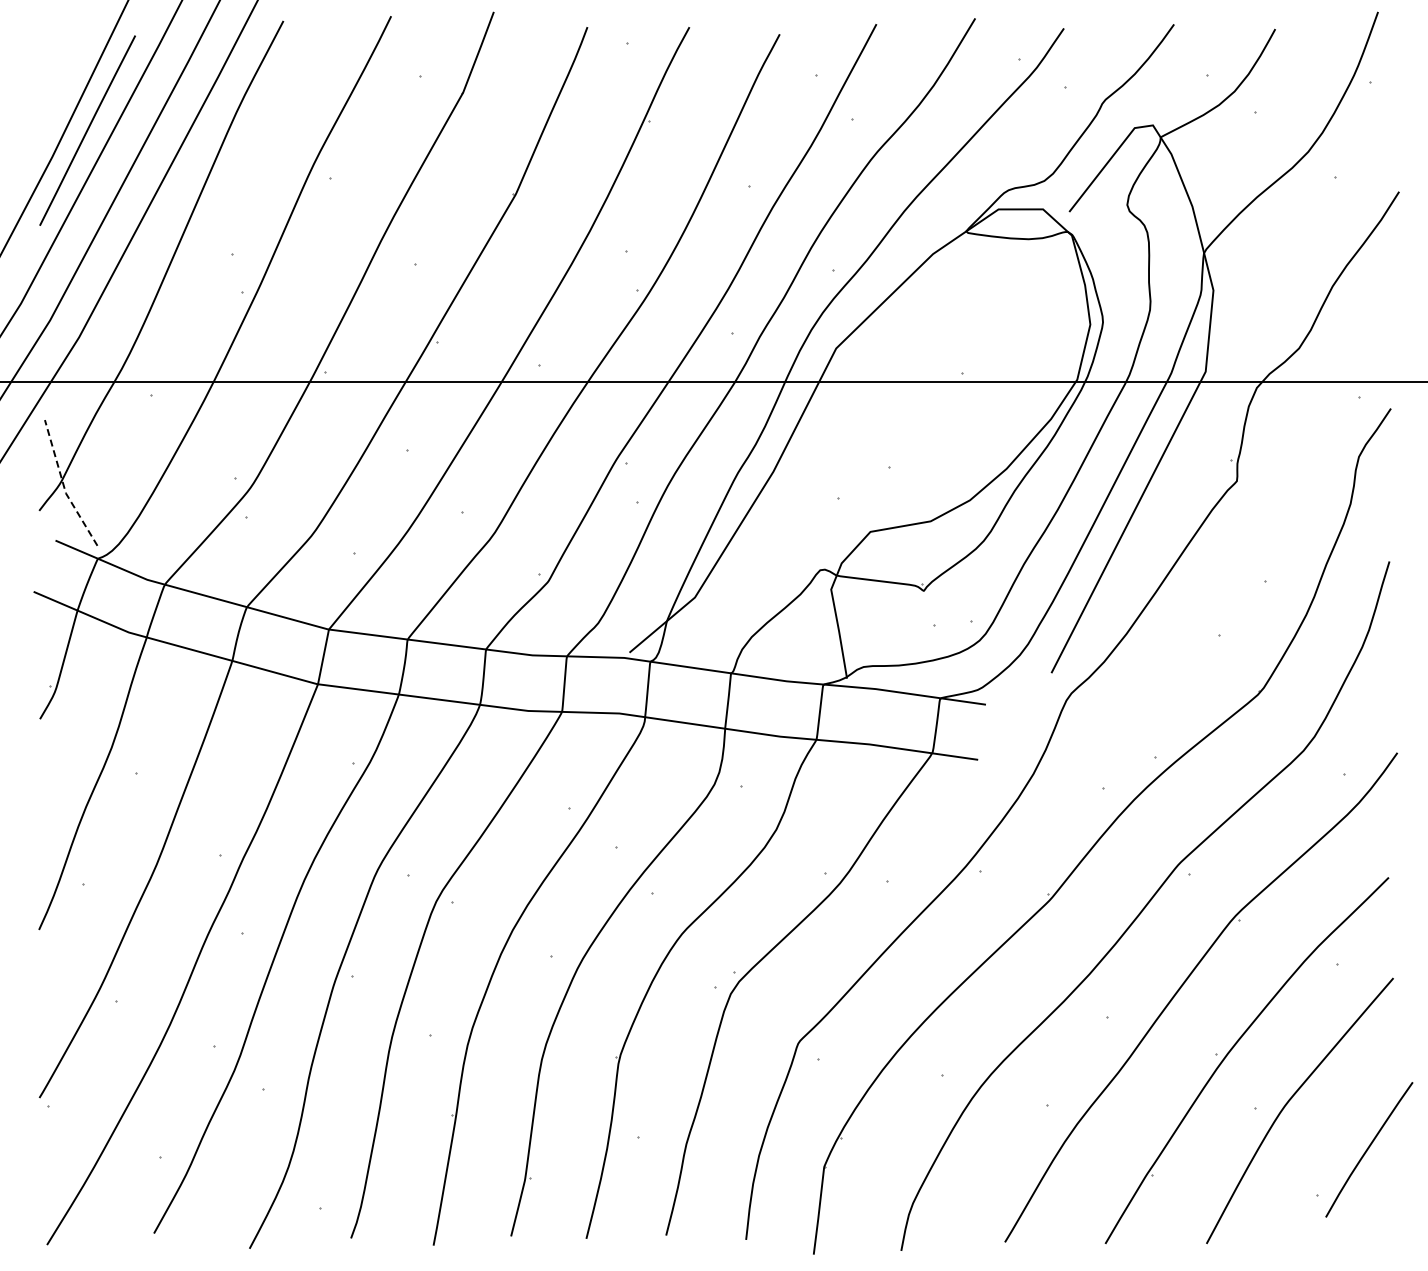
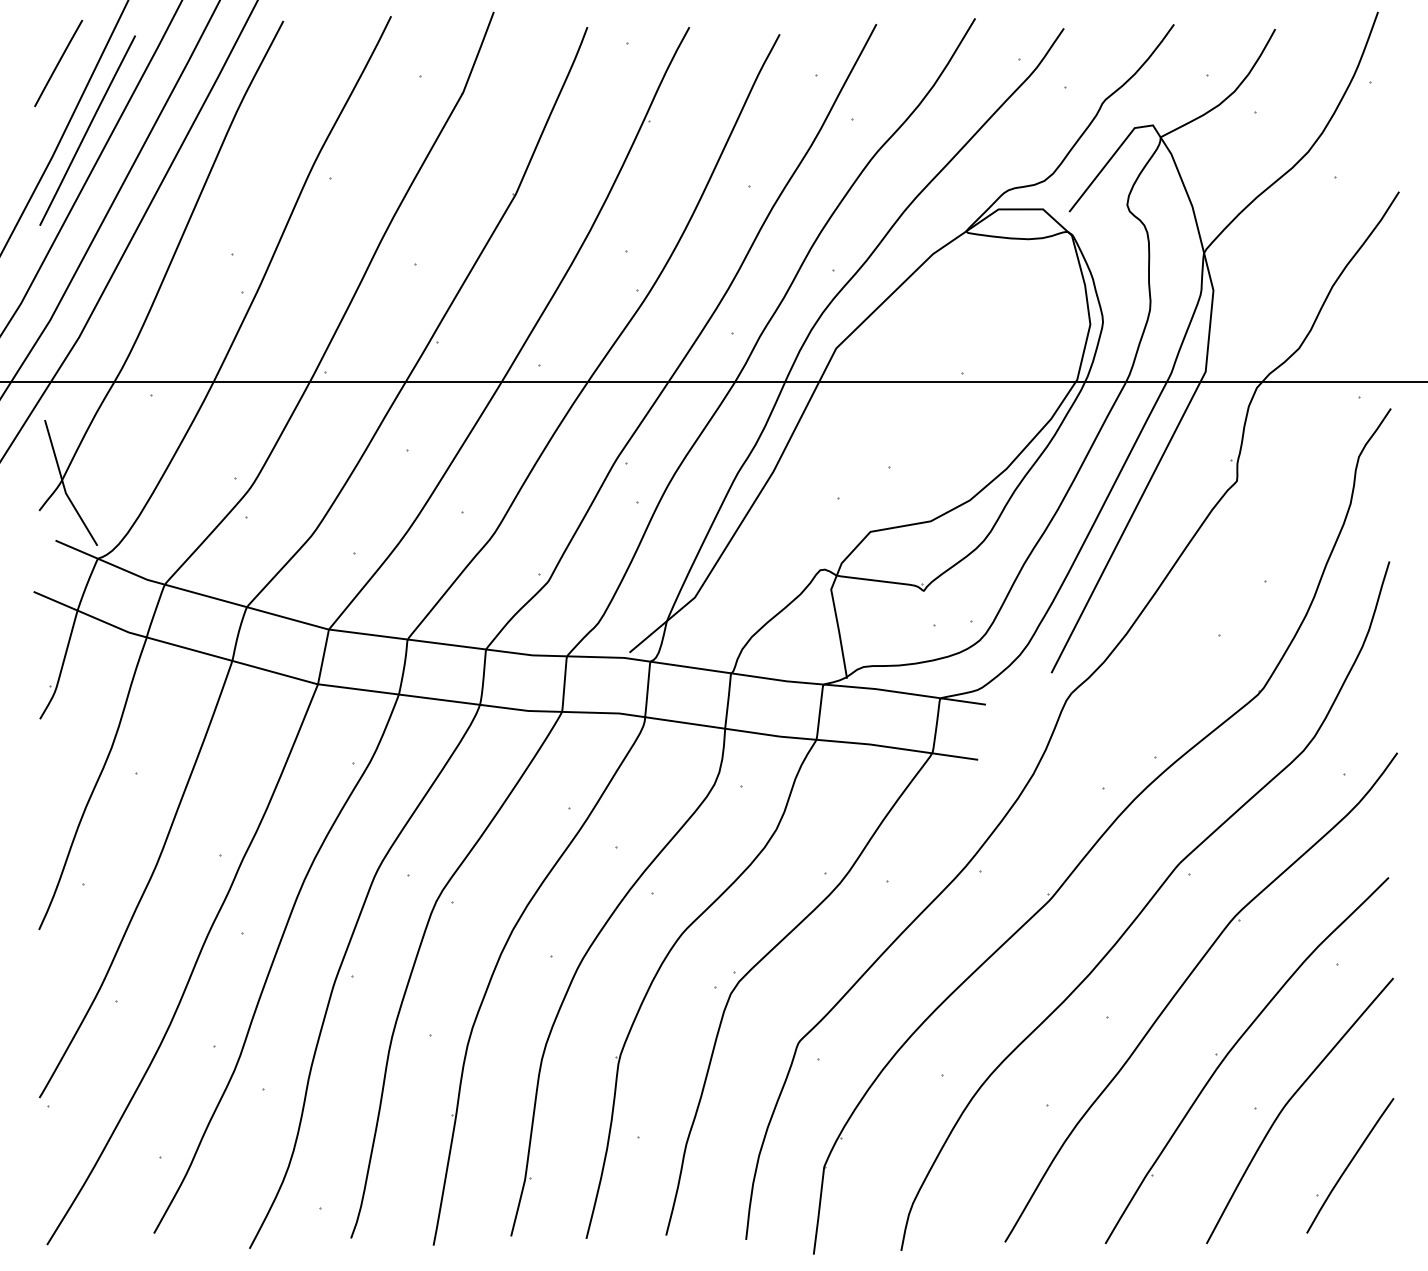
line: none -> present (58, 63)
line: dashed -> solid (64, 486)
curve position: (1369, 1148) -> (1350, 1164) (1350, 1164)
